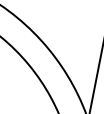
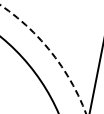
circle: solid -> dashed (42, 59)
